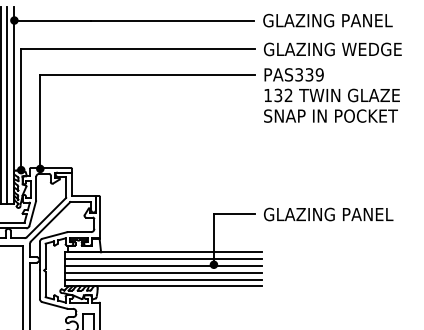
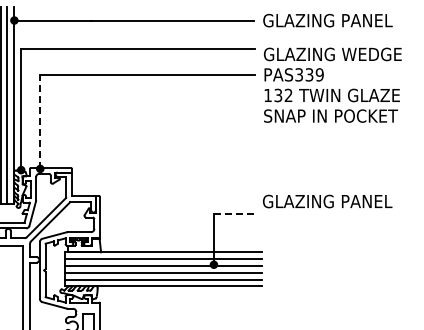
text position: (332, 49) -> (332, 54) (332, 54)
line: solid -> dashed (40, 122)
line: solid -> dashed (234, 214)
text position: (328, 214) -> (327, 201) (327, 201)
